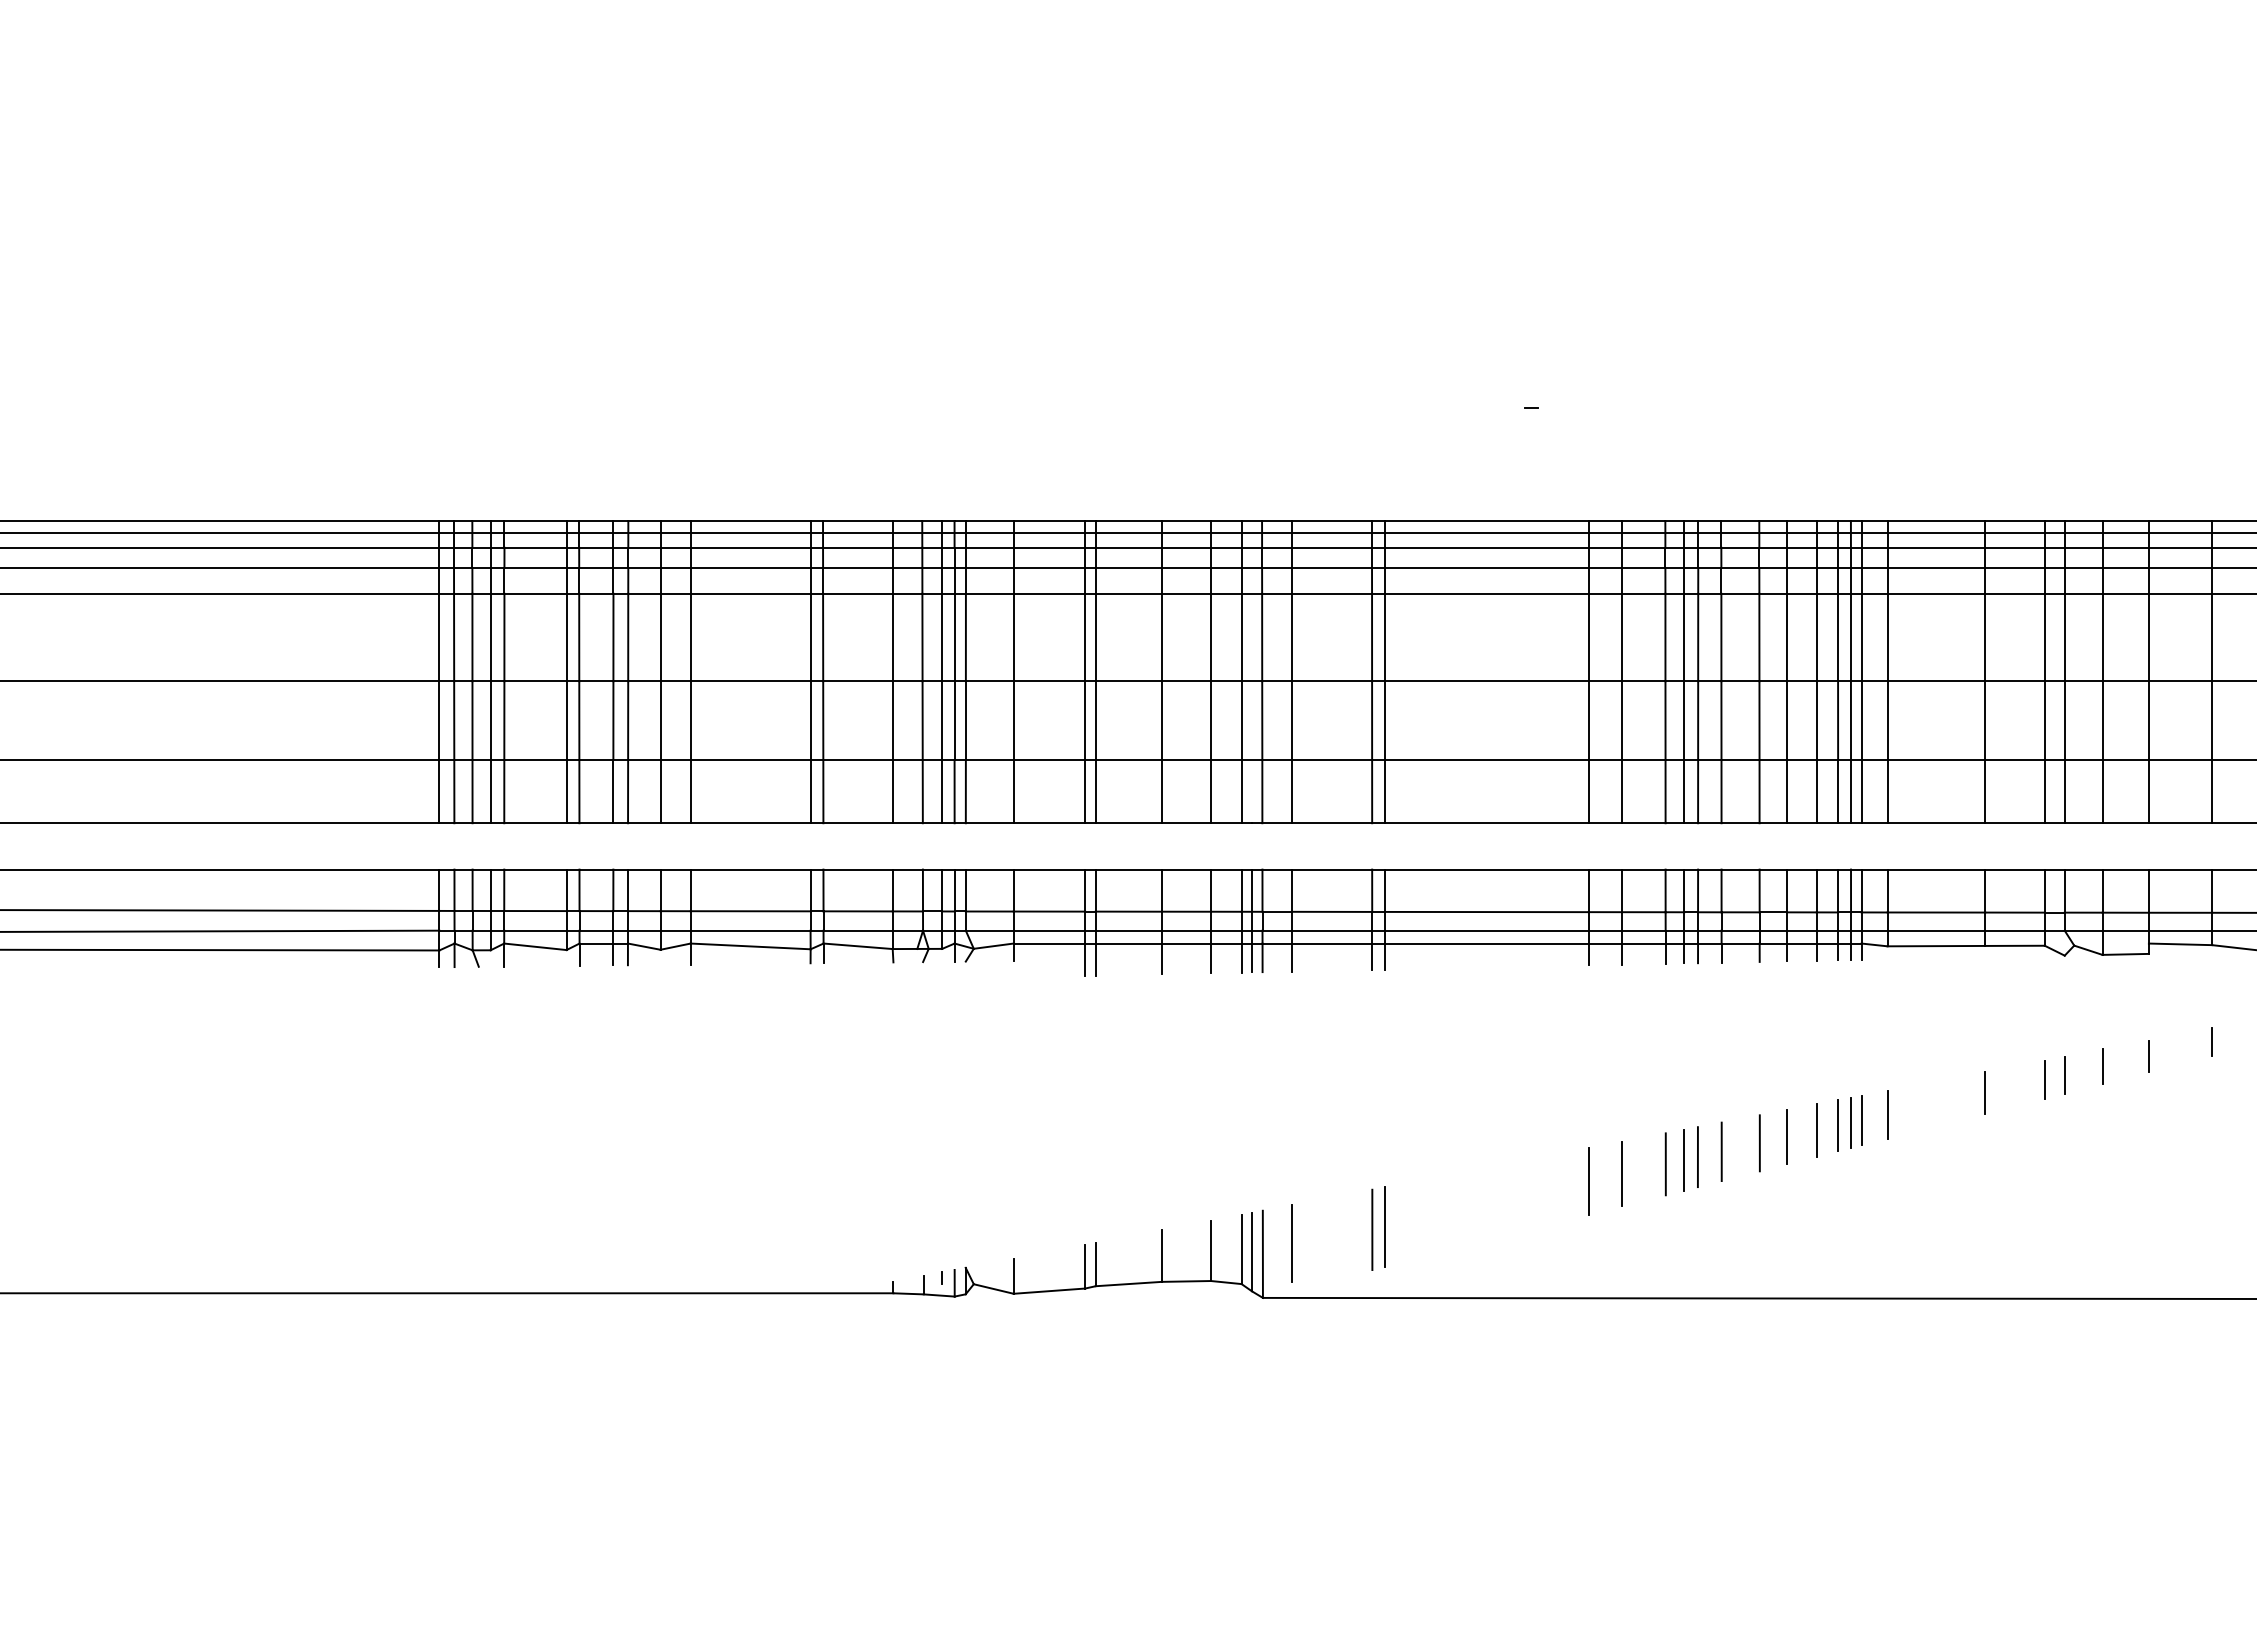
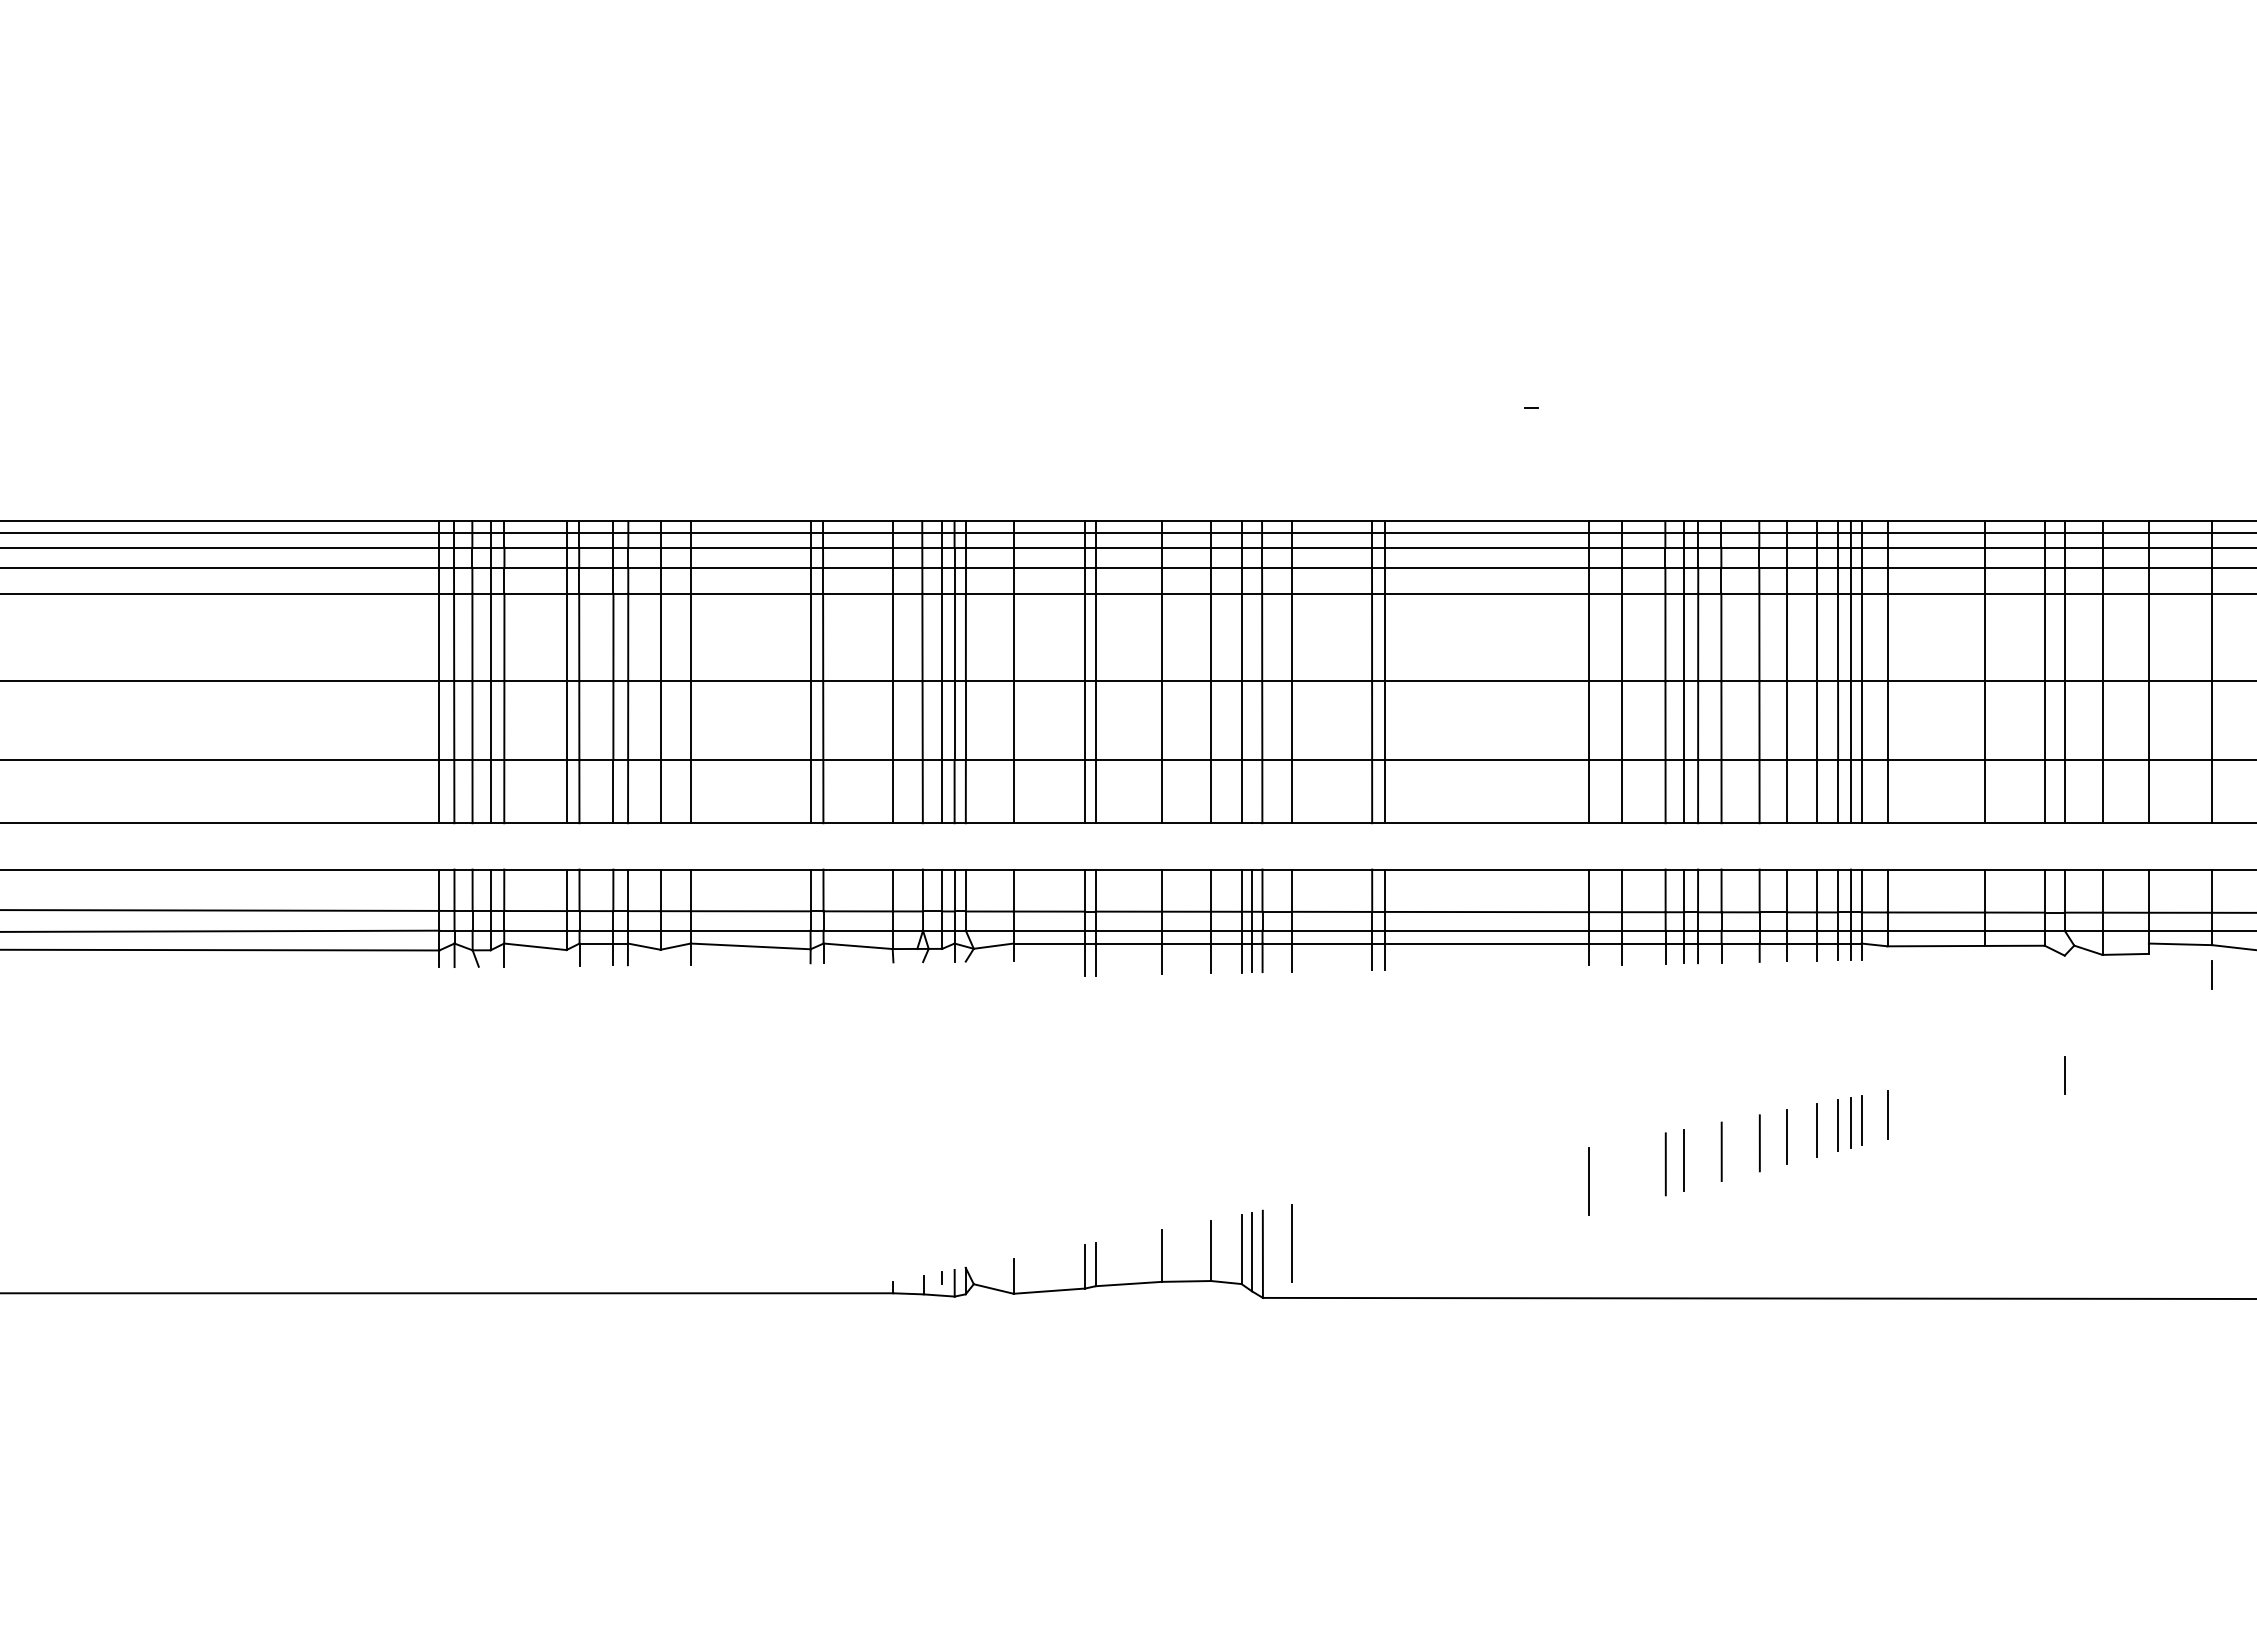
line position: (2211, 1041) -> (2211, 974) (2211, 974)
line: present -> none (2148, 1056)
line: present -> none (2102, 1066)
line: present -> none (2044, 1079)
line: present -> none (1985, 1092)
line: present -> none (1697, 1157)
line: present -> none (1621, 1173)
line: present -> none (1385, 1226)
line: present -> none (1372, 1229)
